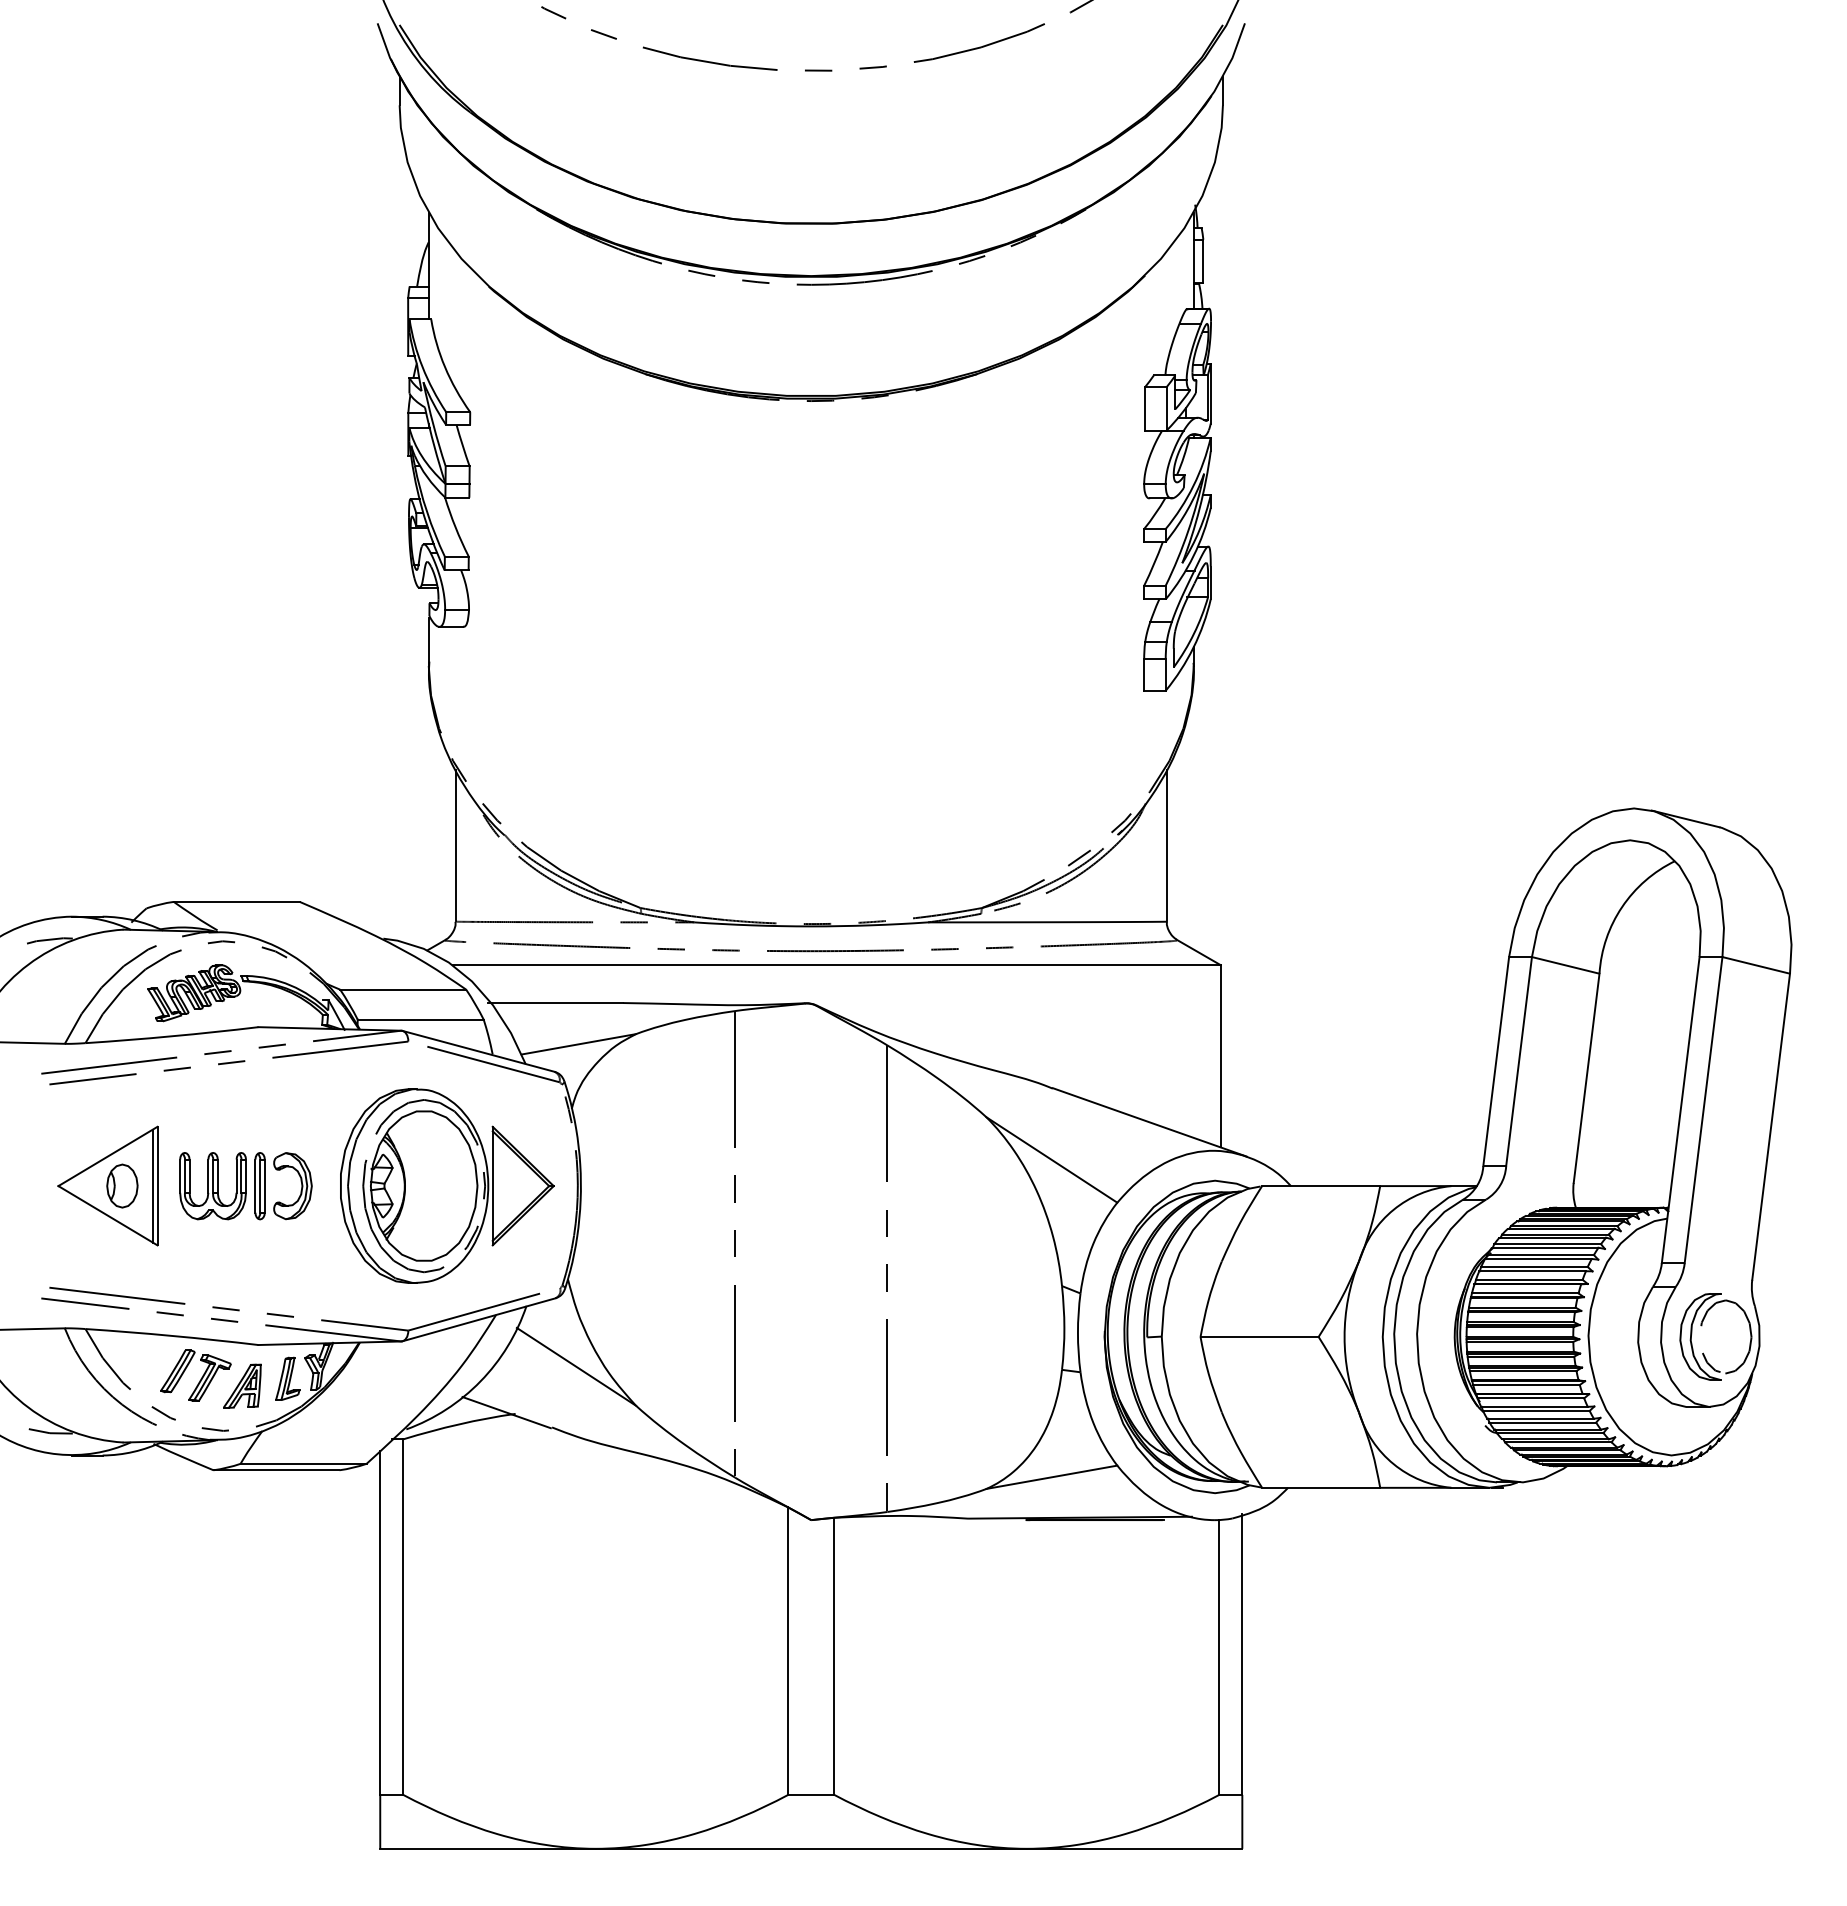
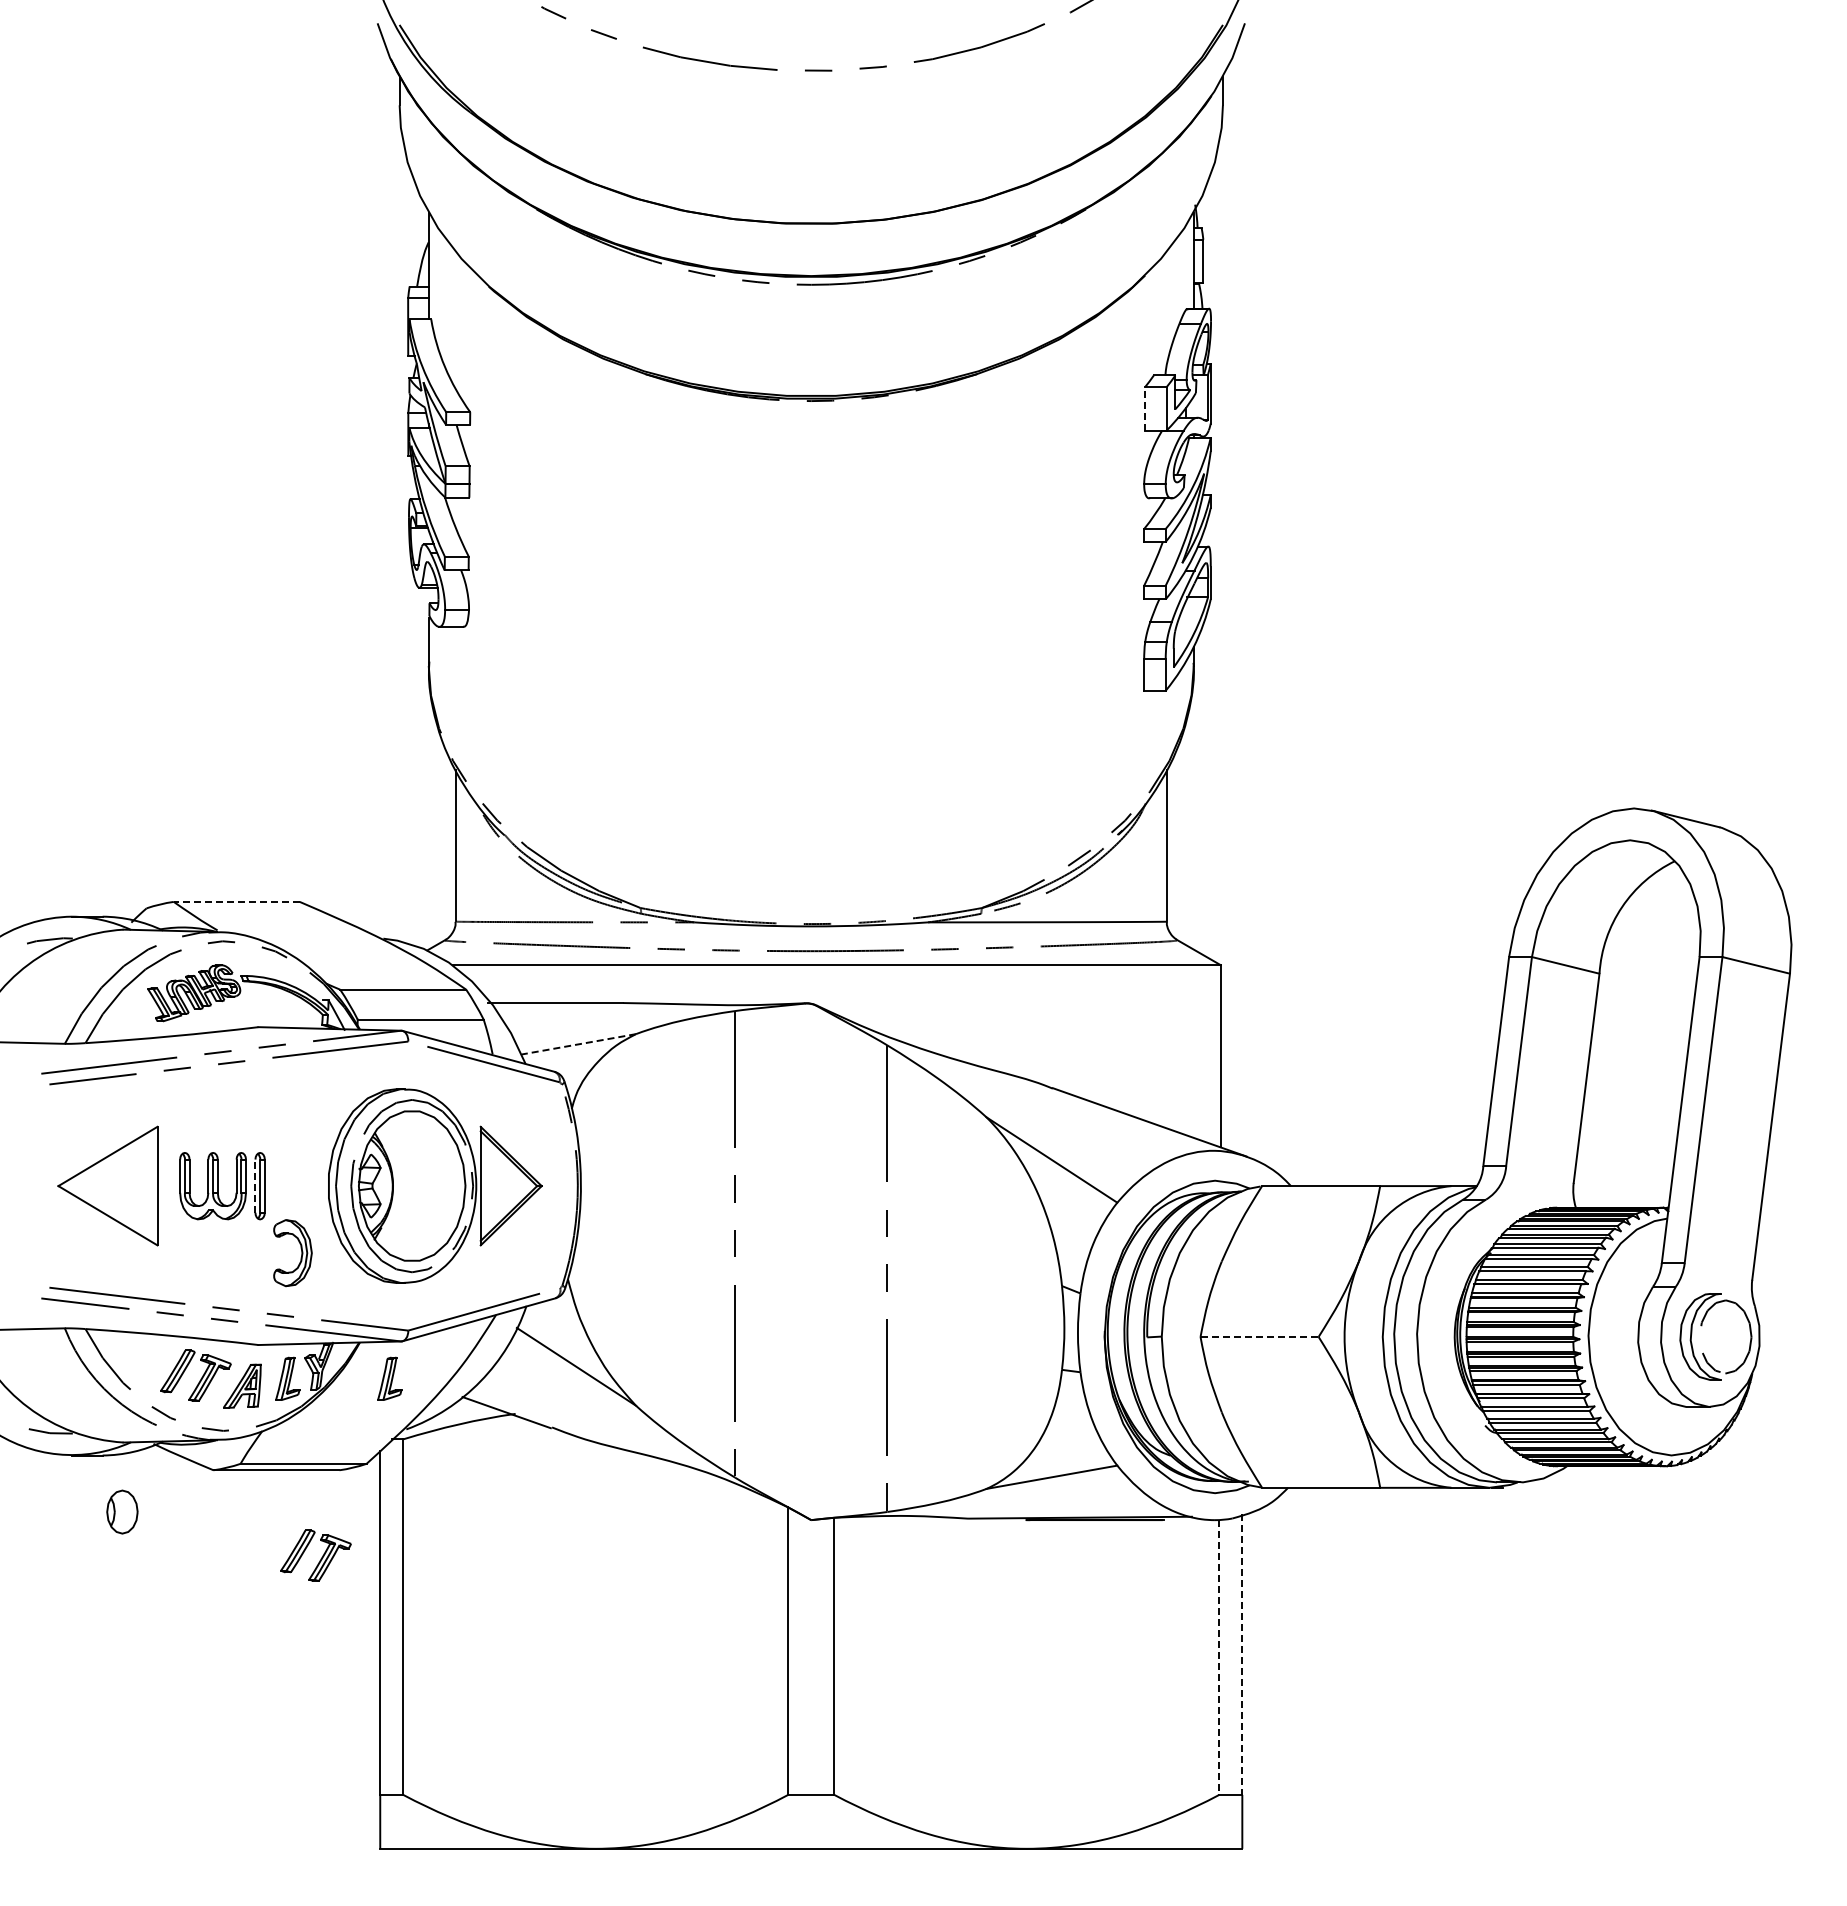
line: solid -> dashed (1145, 408)
line: solid -> dashed (236, 901)
line: solid -> dashed (578, 1044)
part position: (122, 1185) -> (122, 1511) (122, 1511)
line: present -> none (152, 1185)
part position: (447, 1185) -> (435, 1185) (435, 1185)
line: solid -> dashed (255, 1186)
part position: (300, 1190) -> (300, 1257) (300, 1257)
line: solid -> dashed (1260, 1336)
part: none -> present (389, 1378)
part: none -> present (315, 1555)
line: solid -> dashed (1242, 1655)
line: solid -> dashed (1219, 1658)
